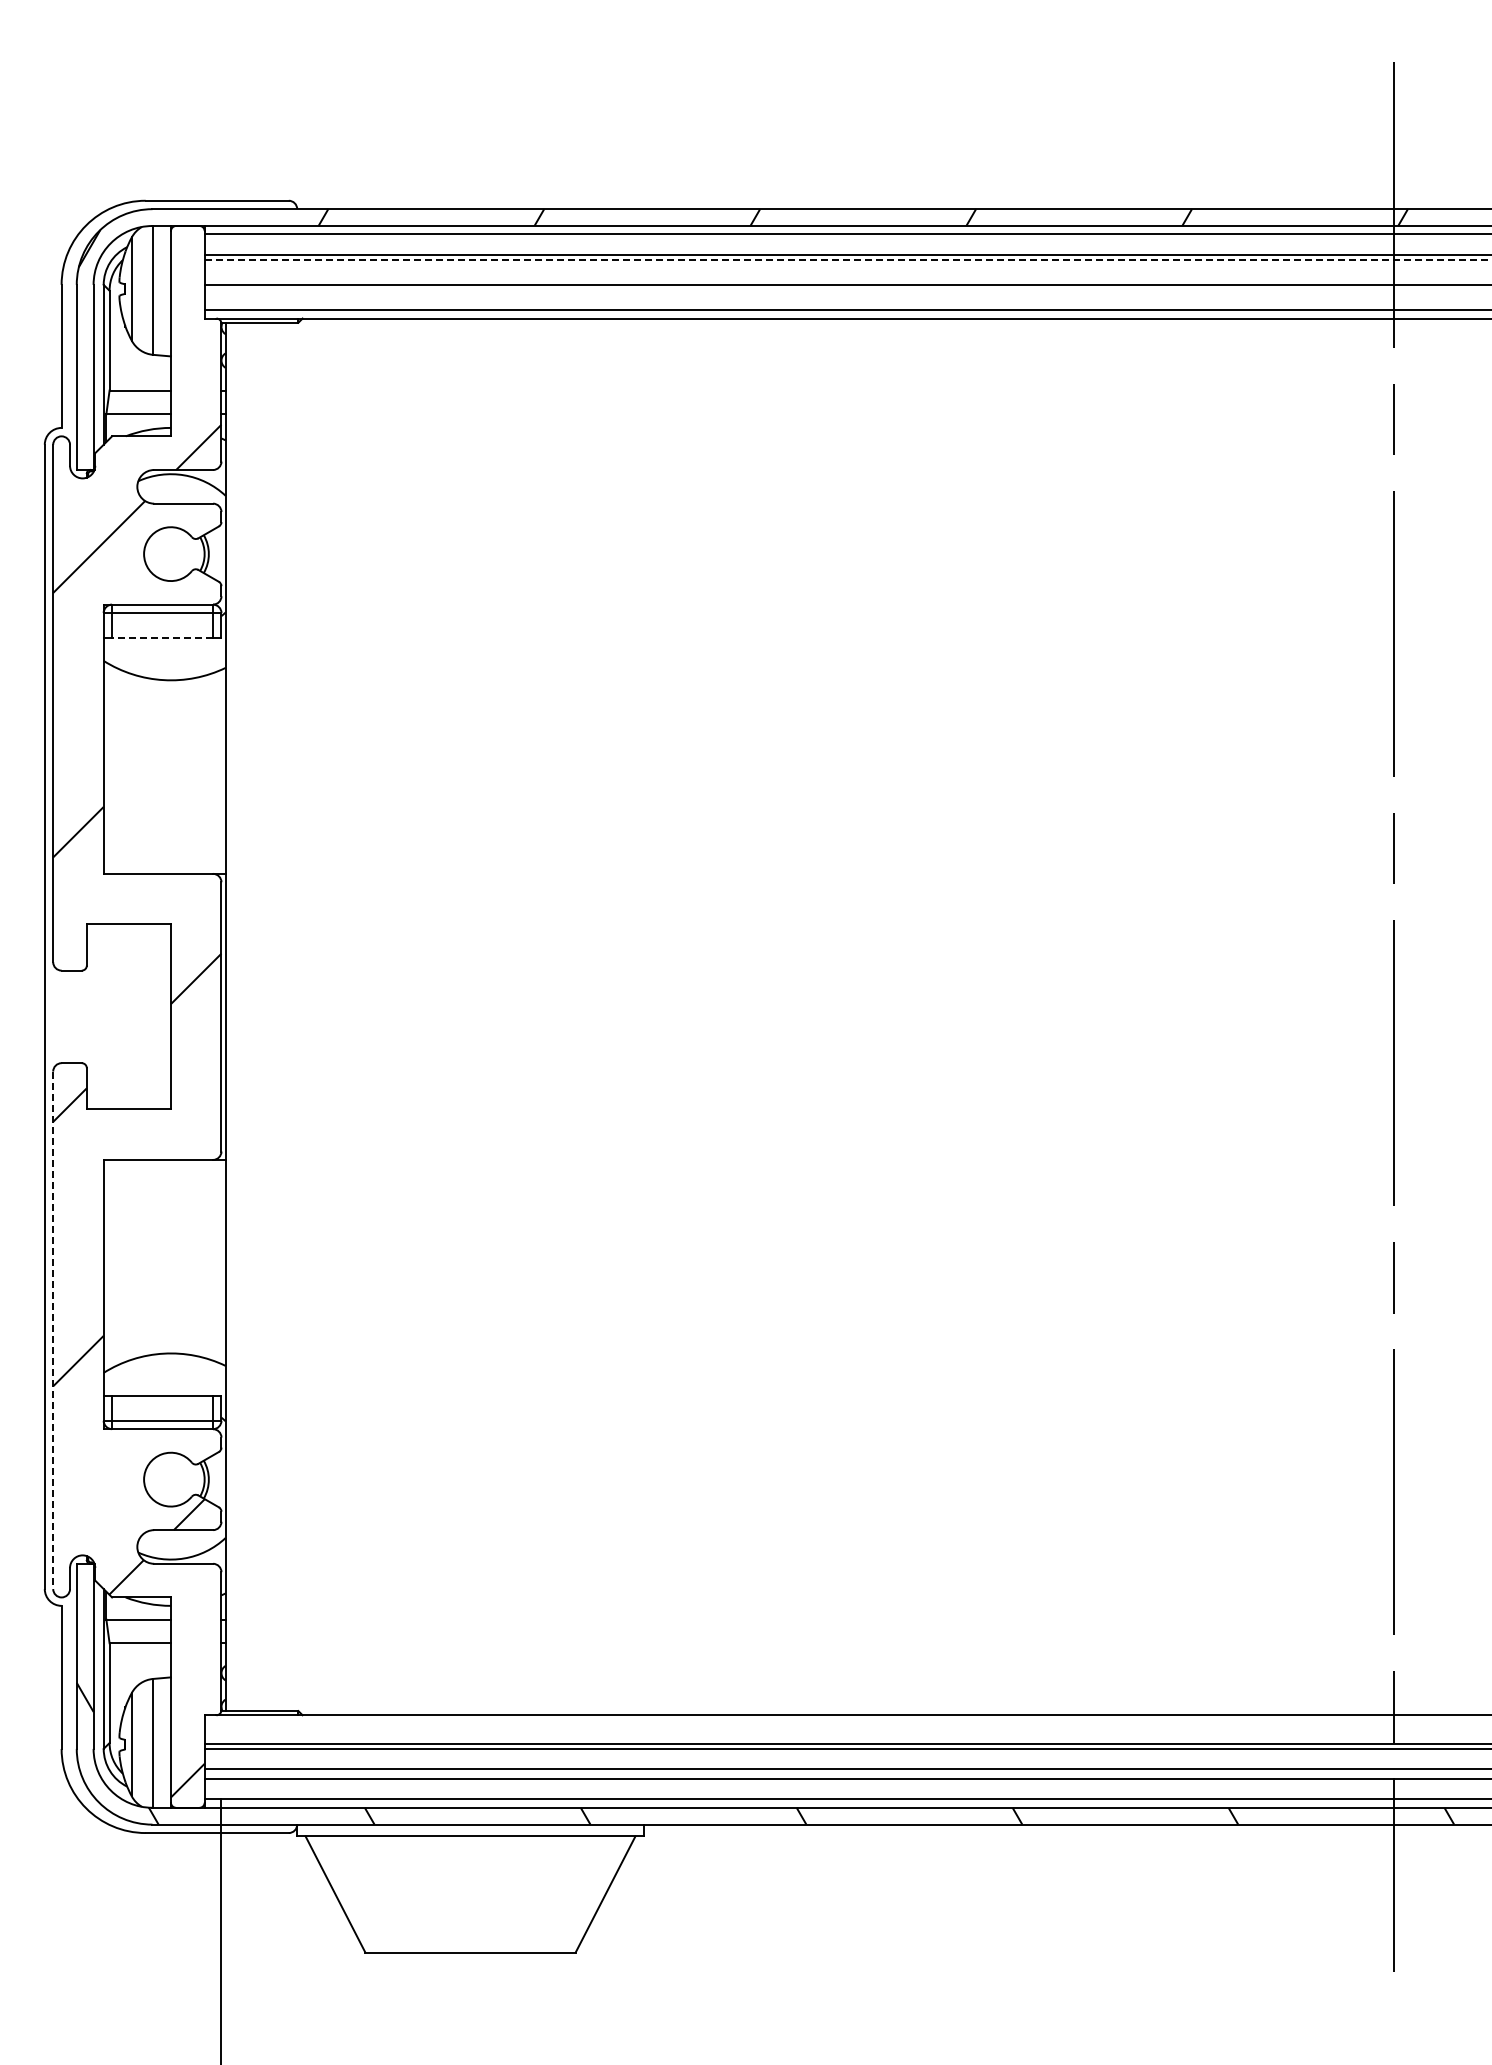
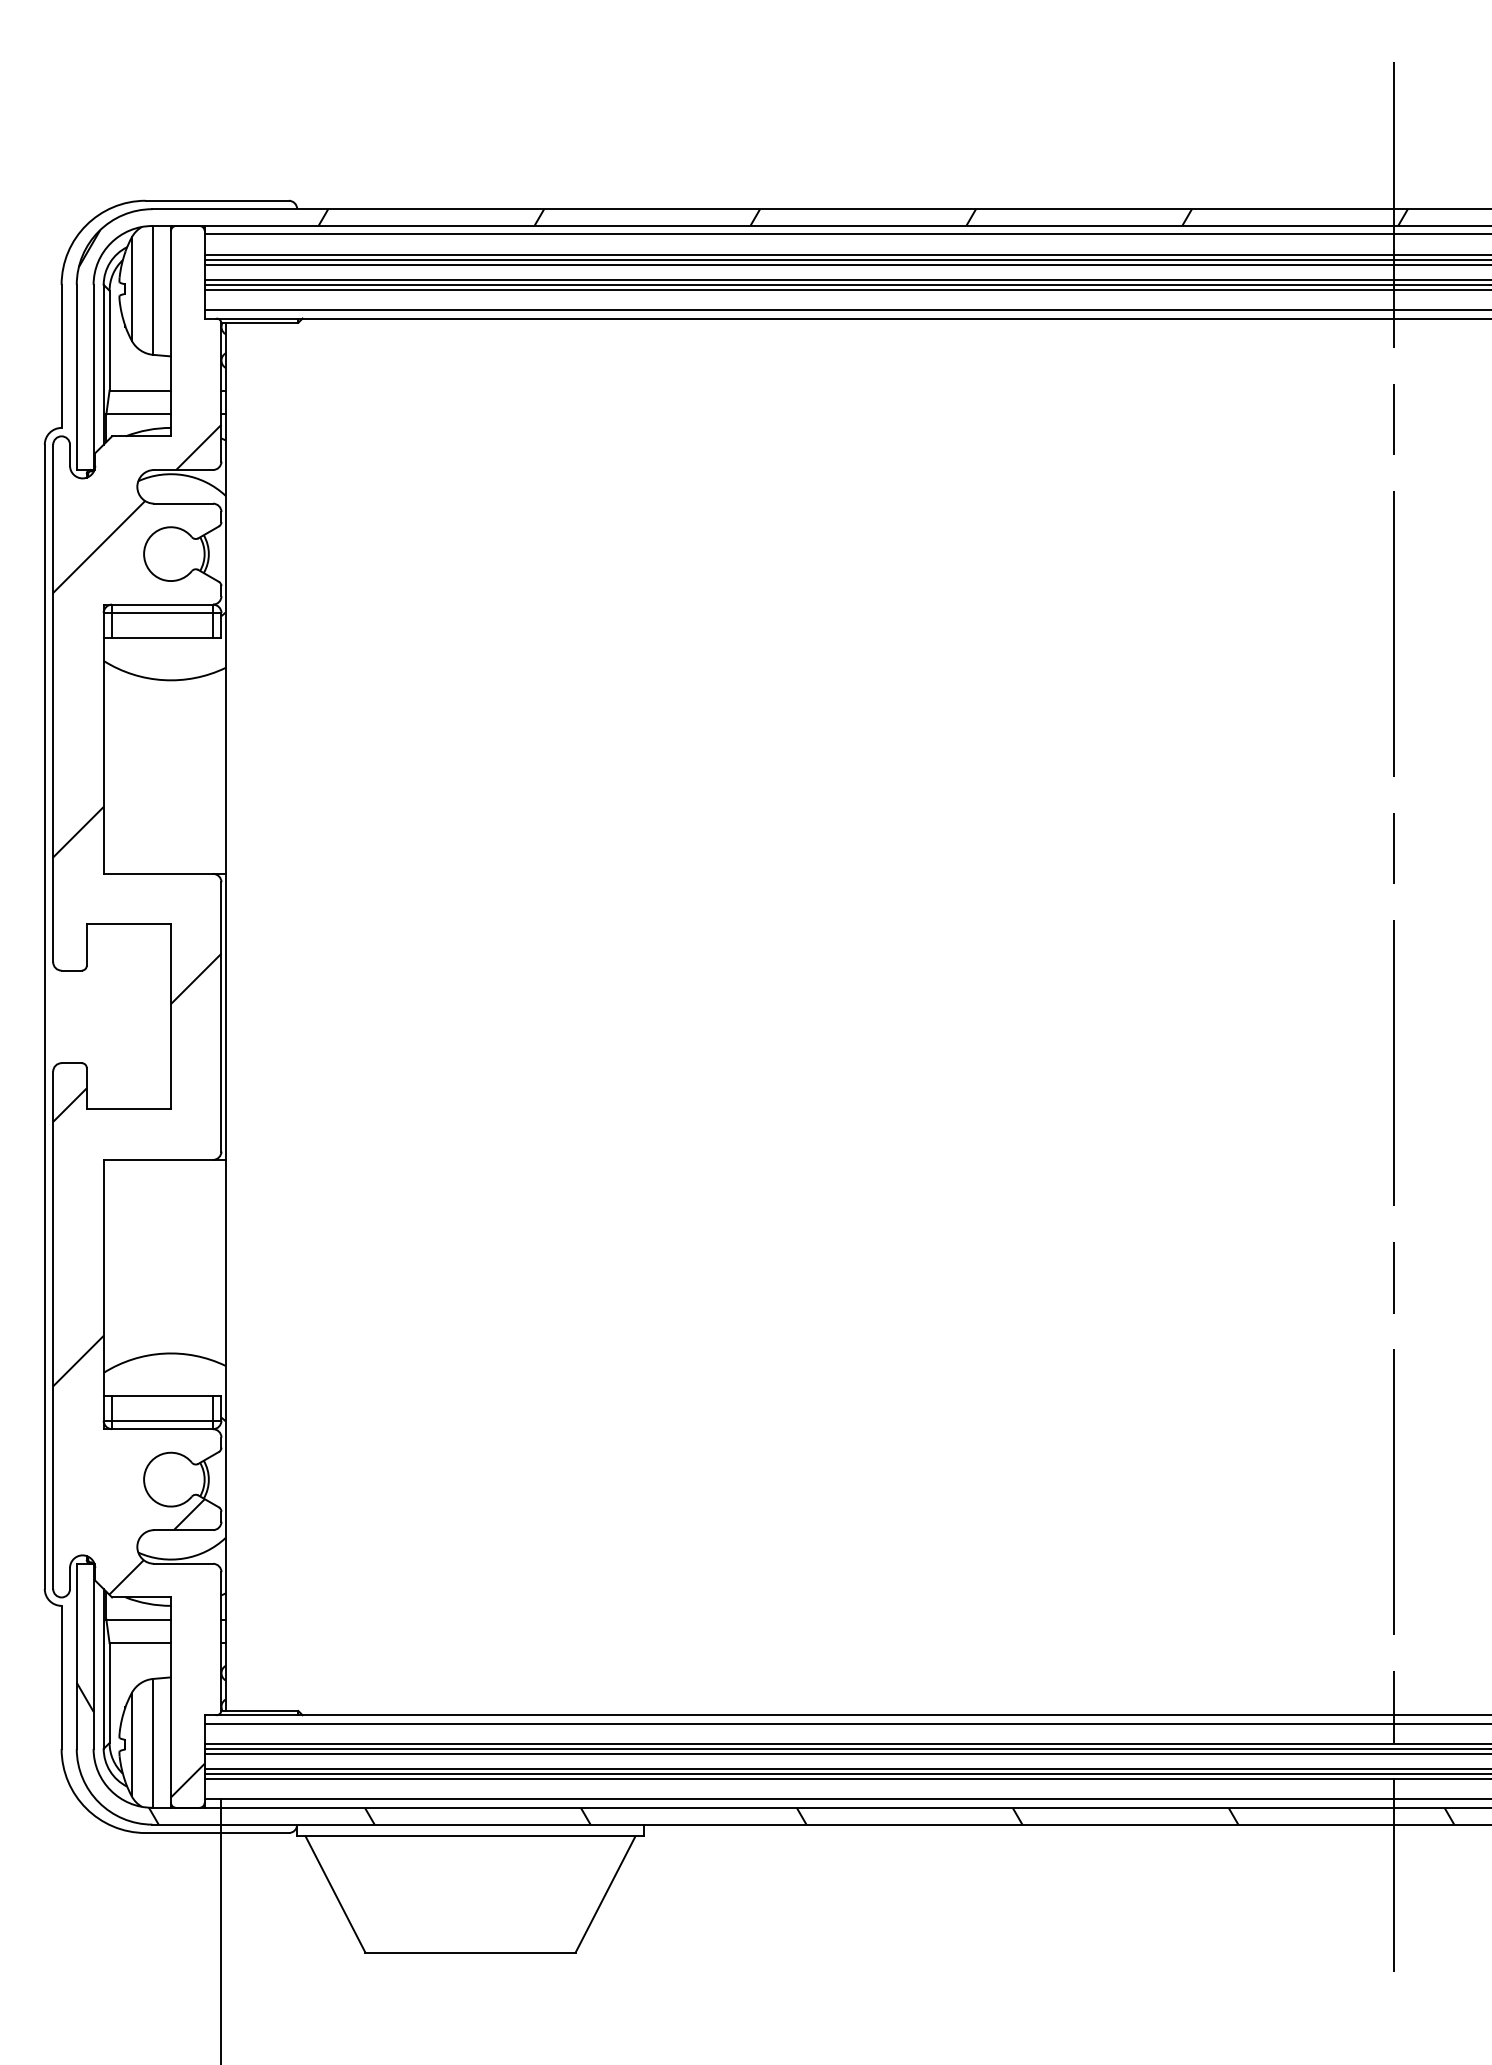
line: dashed -> solid (848, 259)
line: none -> present (846, 264)
line: none -> present (846, 279)
line: none -> present (846, 289)
line: dashed -> solid (162, 638)
line: dashed -> solid (53, 1330)
line: none -> present (846, 1723)
line: none -> present (846, 1753)
line: none -> present (846, 1774)
